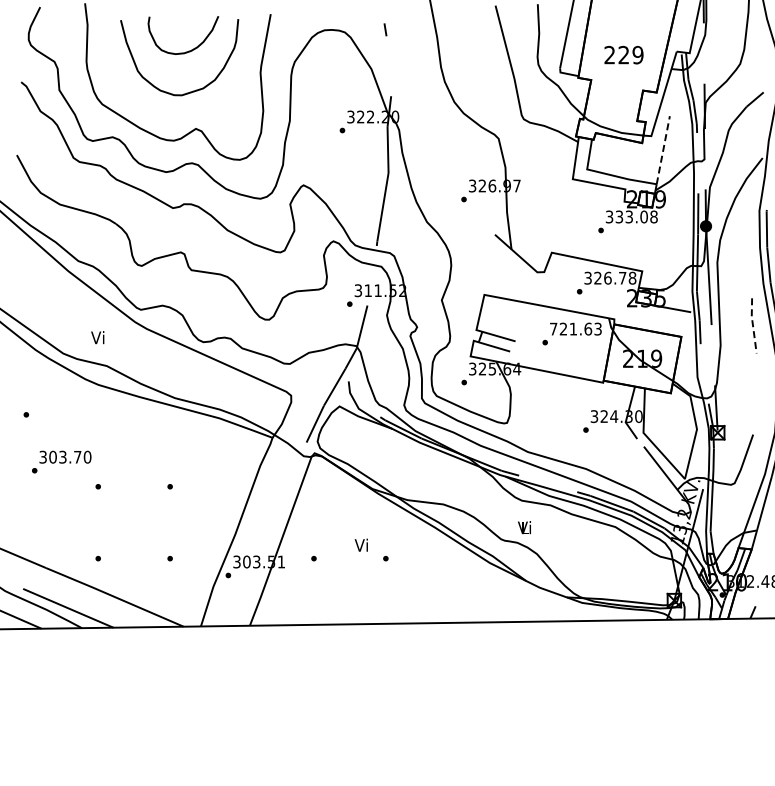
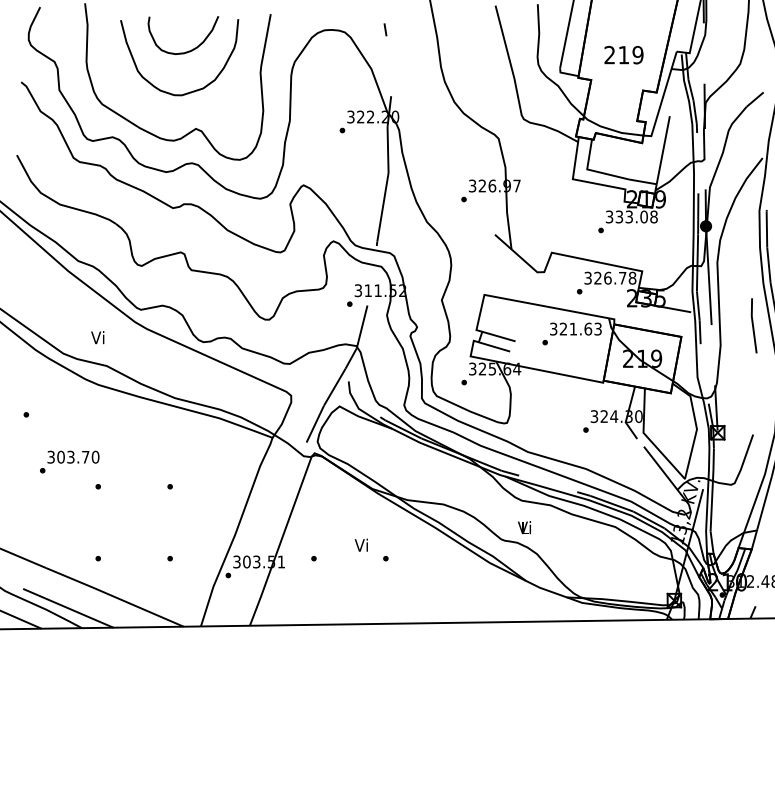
text: 229 -> 219 (623, 54)
line: dashed -> solid (663, 150)
line: dashed -> solid (752, 325)
text: 721.63 -> 321.63 (553, 328)
text position: (61, 461) -> (69, 461) (69, 461)
